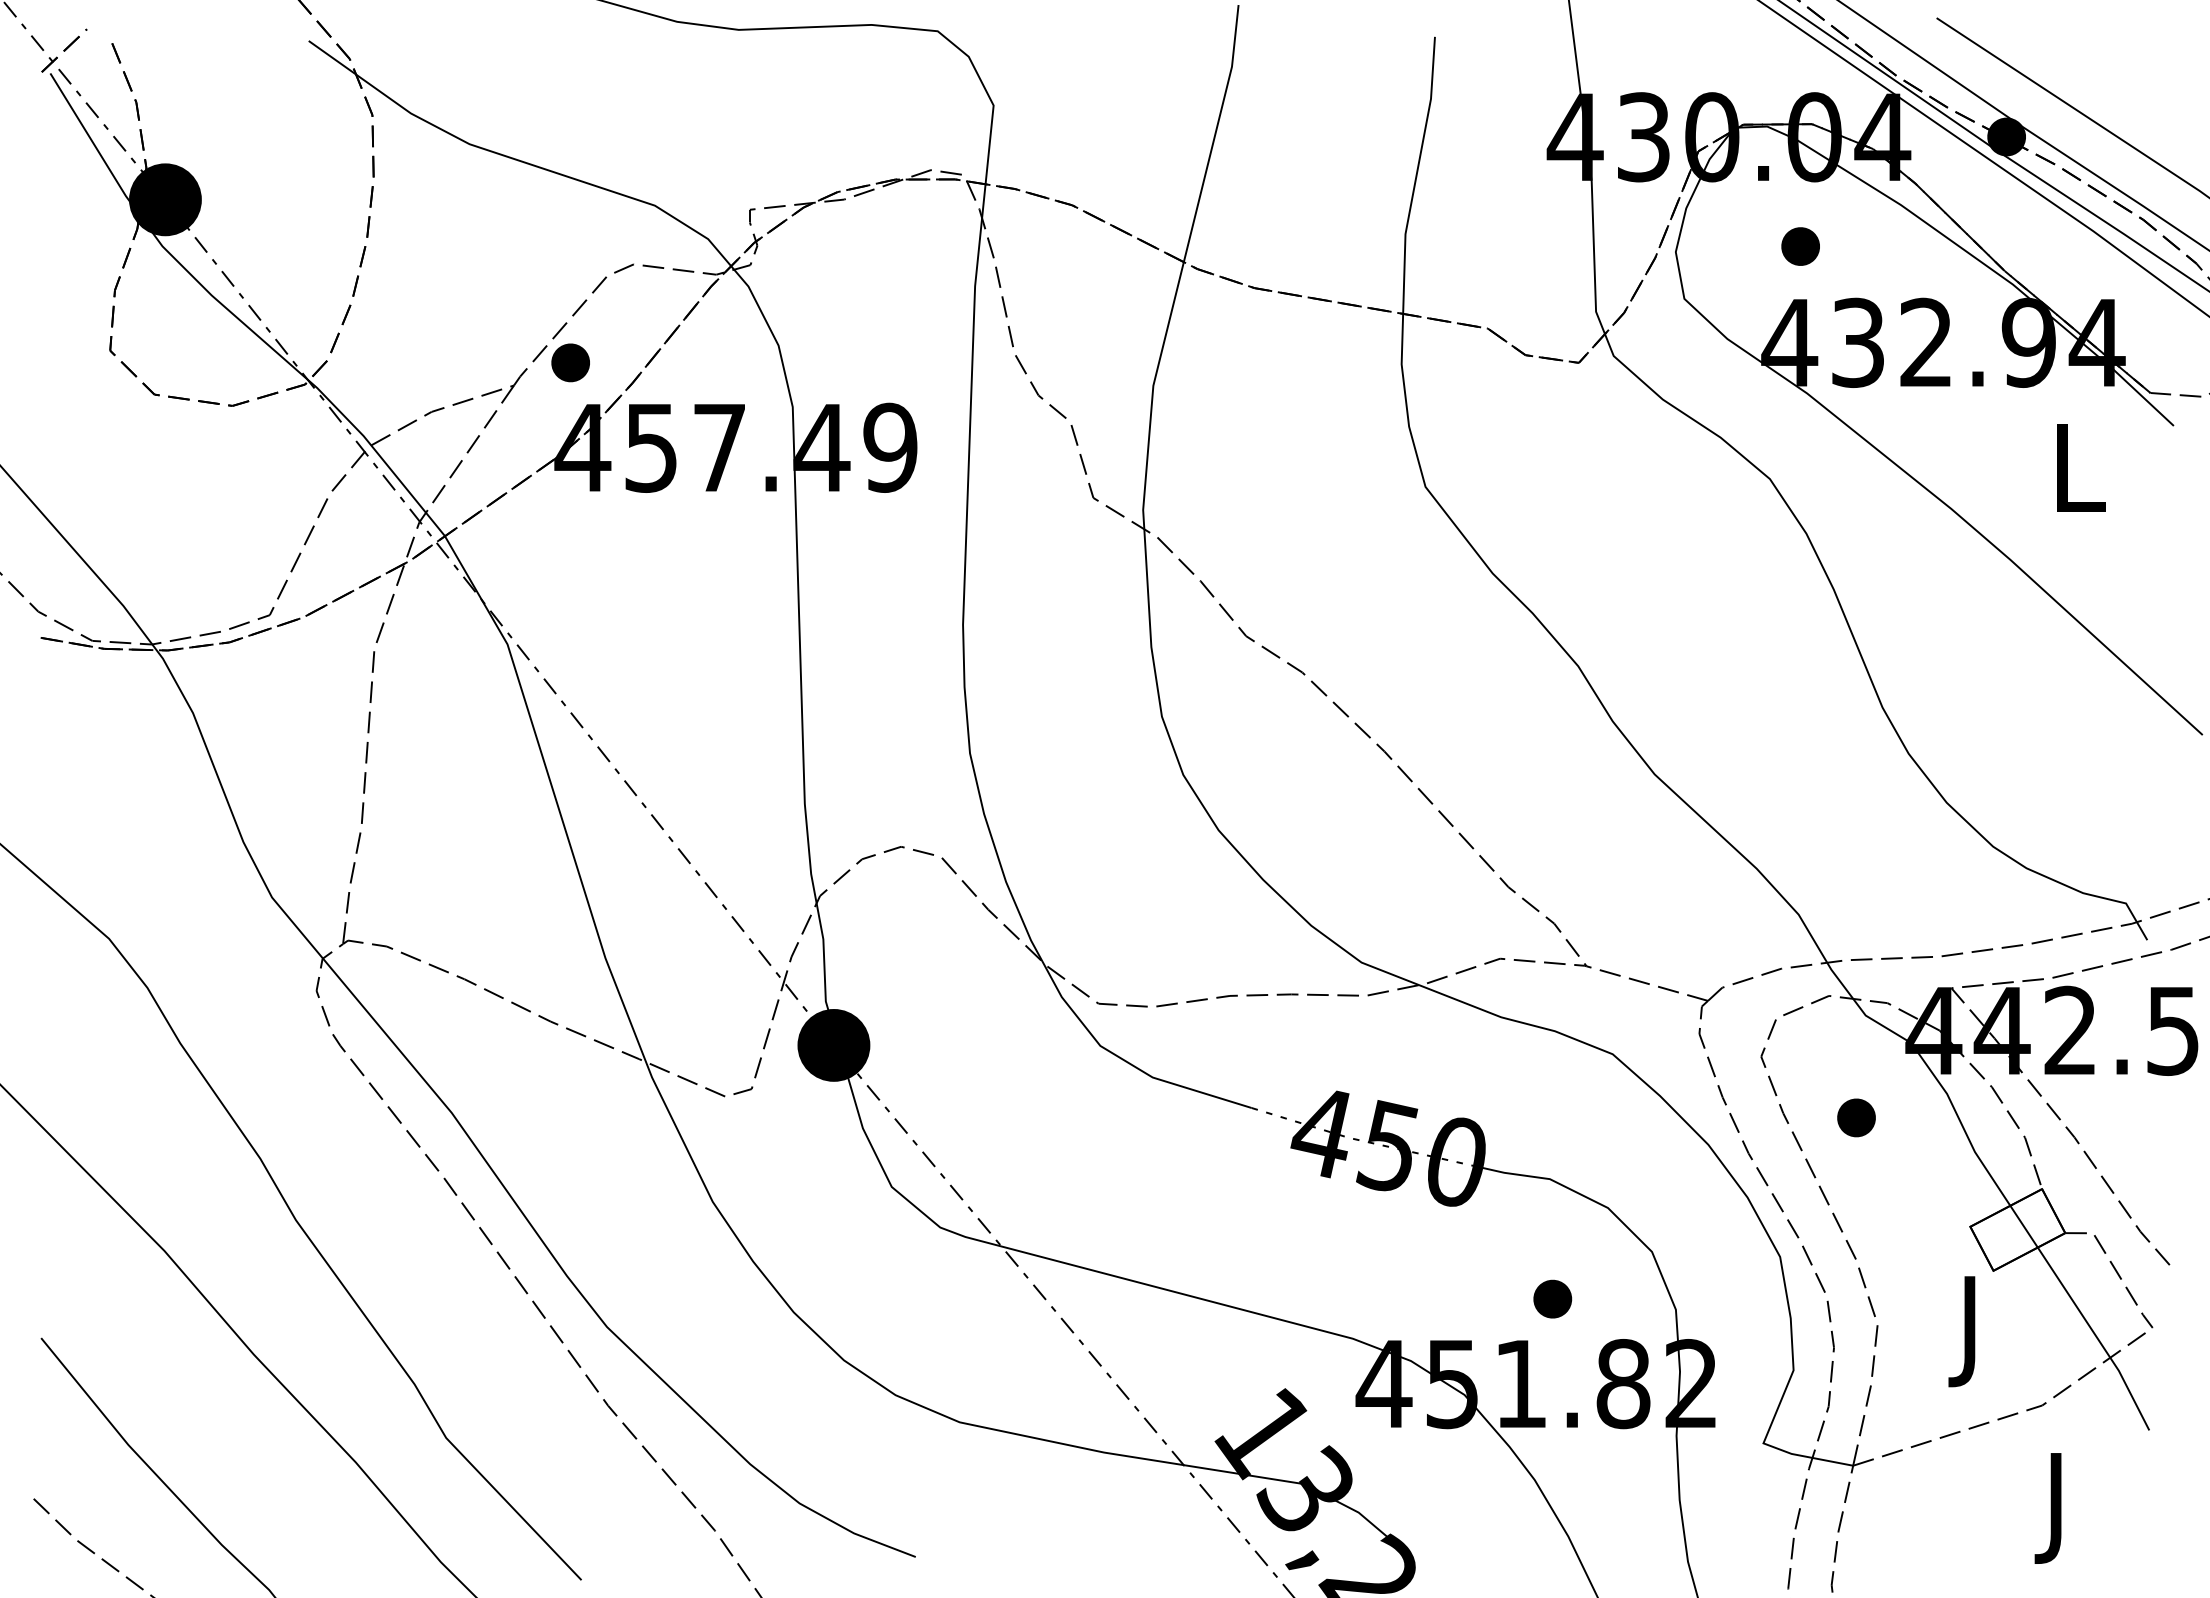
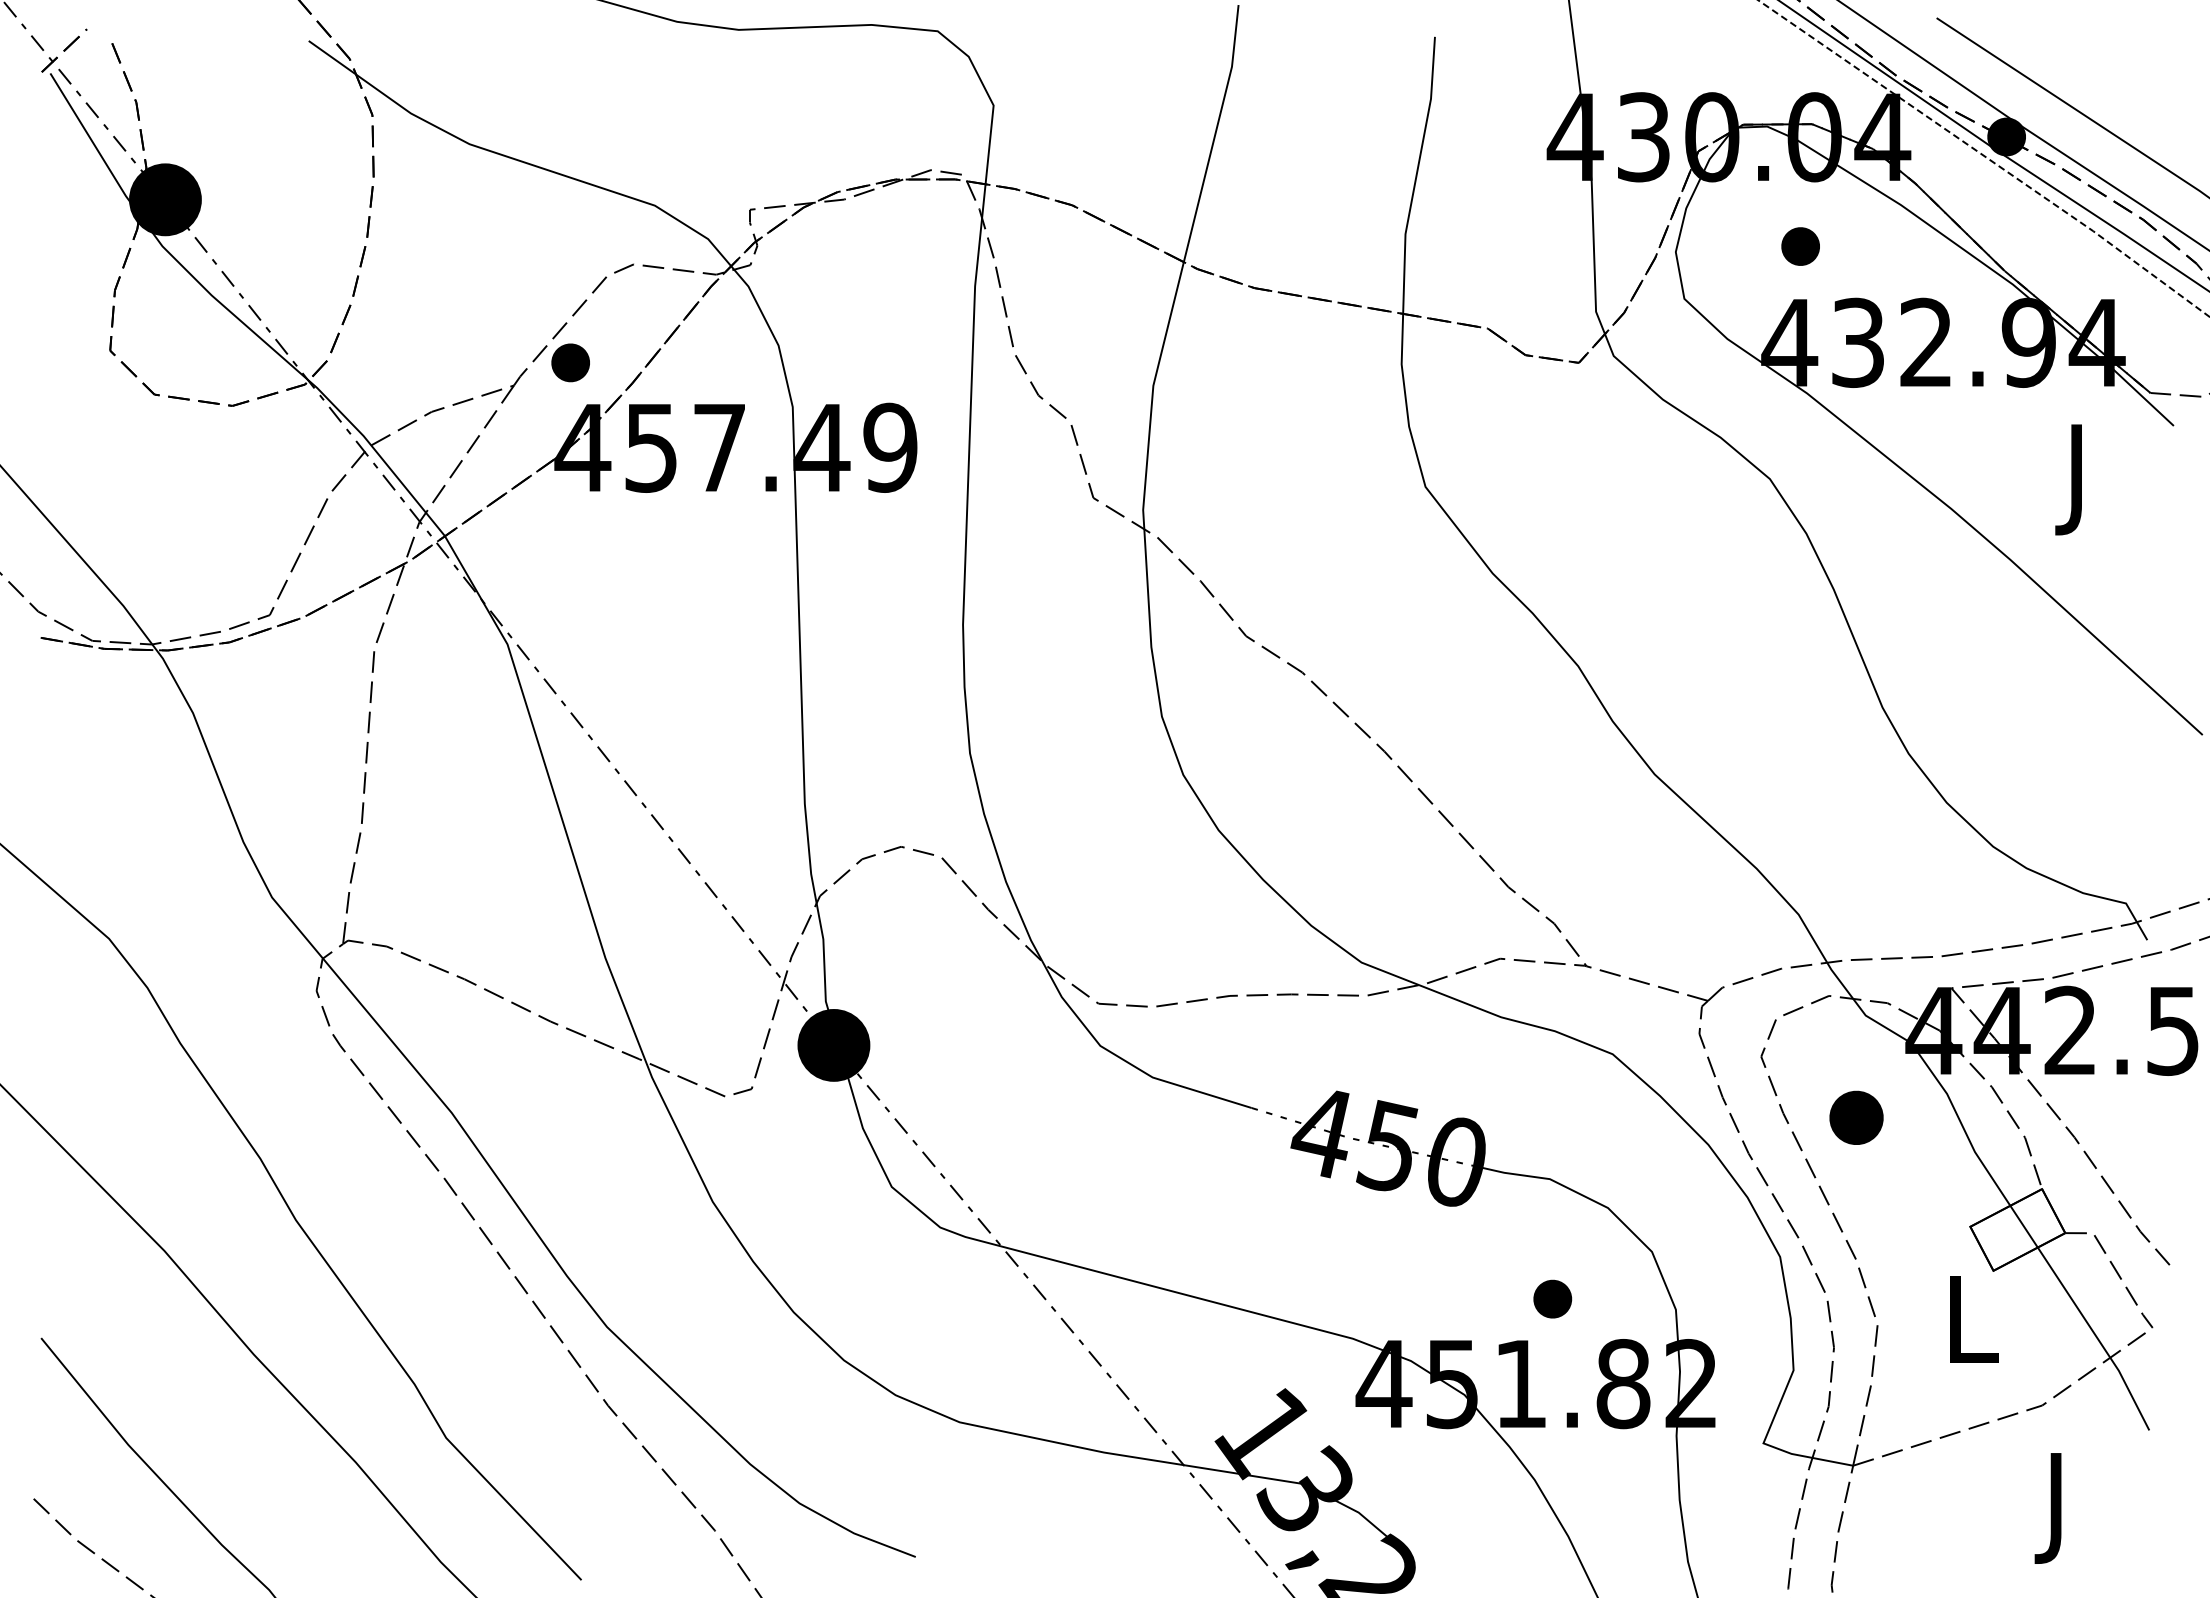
line: solid -> dashed (1986, 157)
text: L -> J (2080, 479)
part size: 39x40 px -> 55x55 px (1856, 1117)
text: J -> L (1973, 1331)
